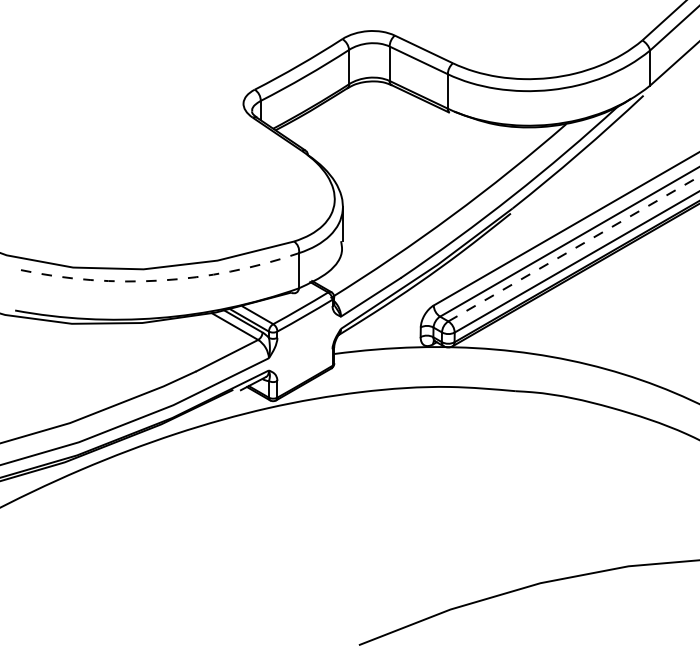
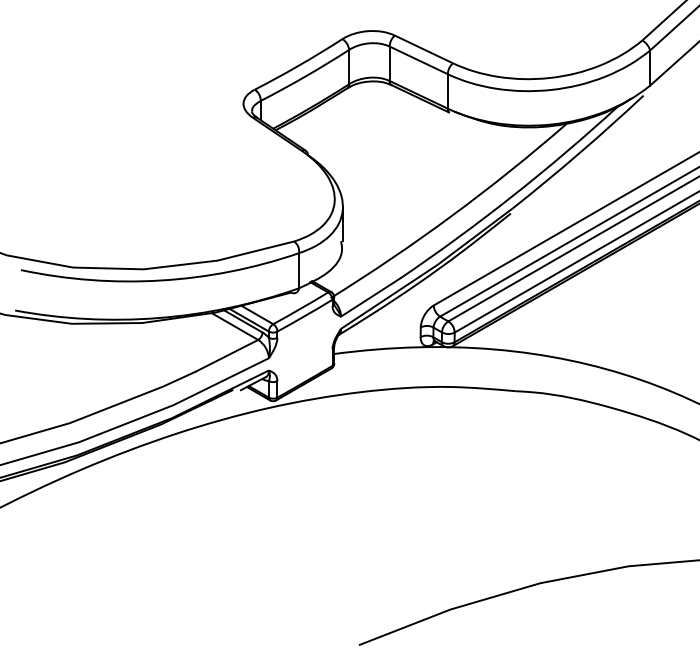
line: dashed -> solid (573, 248)
arc: dashed -> solid (161, 280)
